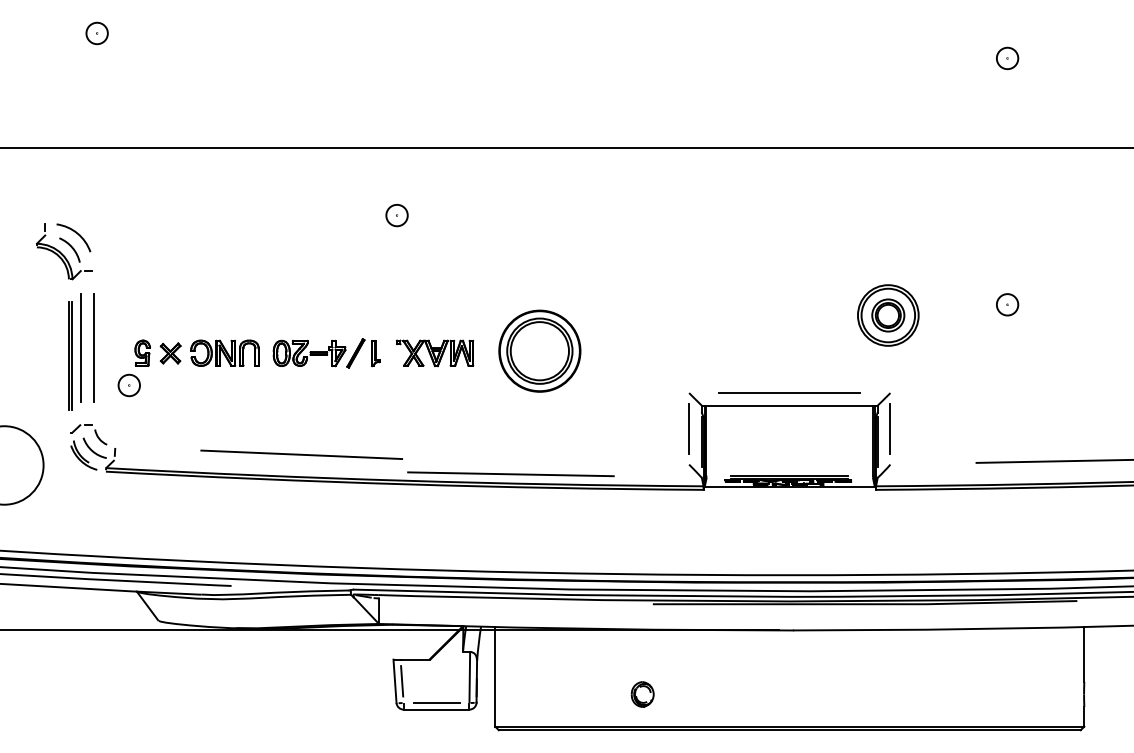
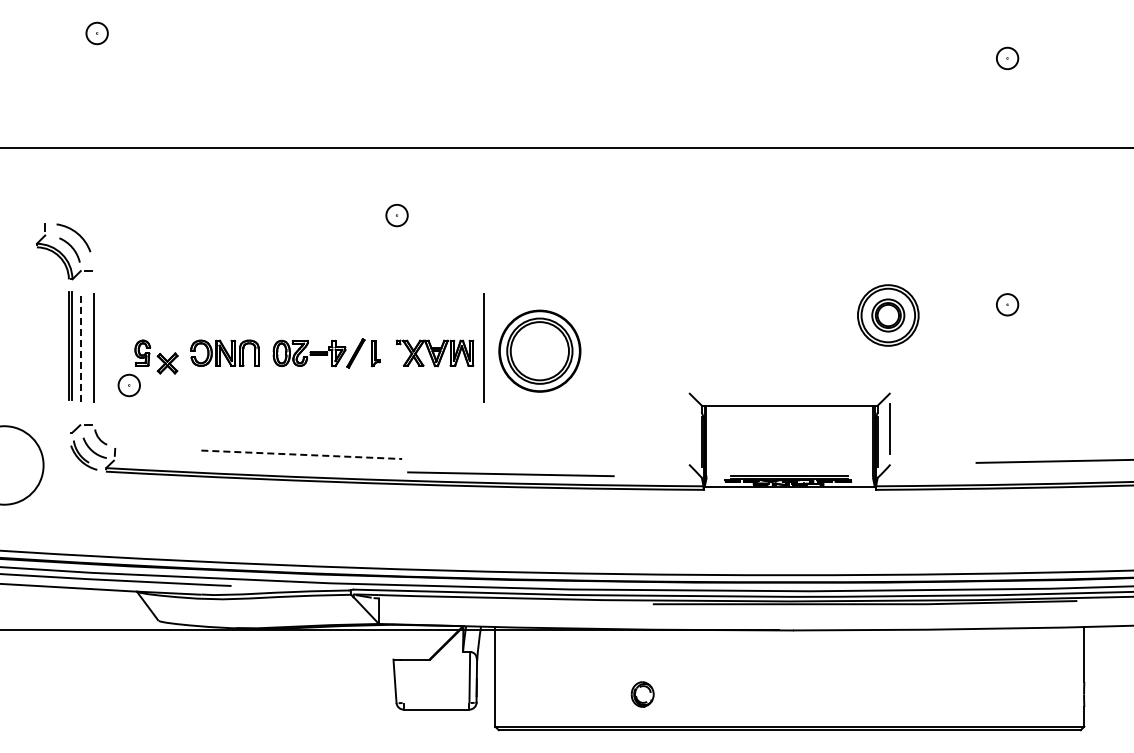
line: solid -> dashed (80, 347)
line: none -> present (483, 347)
part position: (170, 353) -> (167, 363) (167, 363)
line position: (69, 355) -> (69, 345) (69, 345)
line: present -> none (789, 392)
line: present -> none (689, 428)
line: solid -> dashed (302, 454)
line: present -> none (402, 681)
line: present -> none (436, 702)
